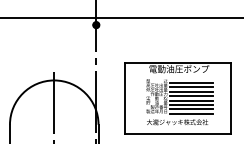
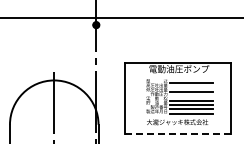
line: present -> none (191, 87)
line: present -> none (191, 96)
line: solid -> dashed (178, 133)
